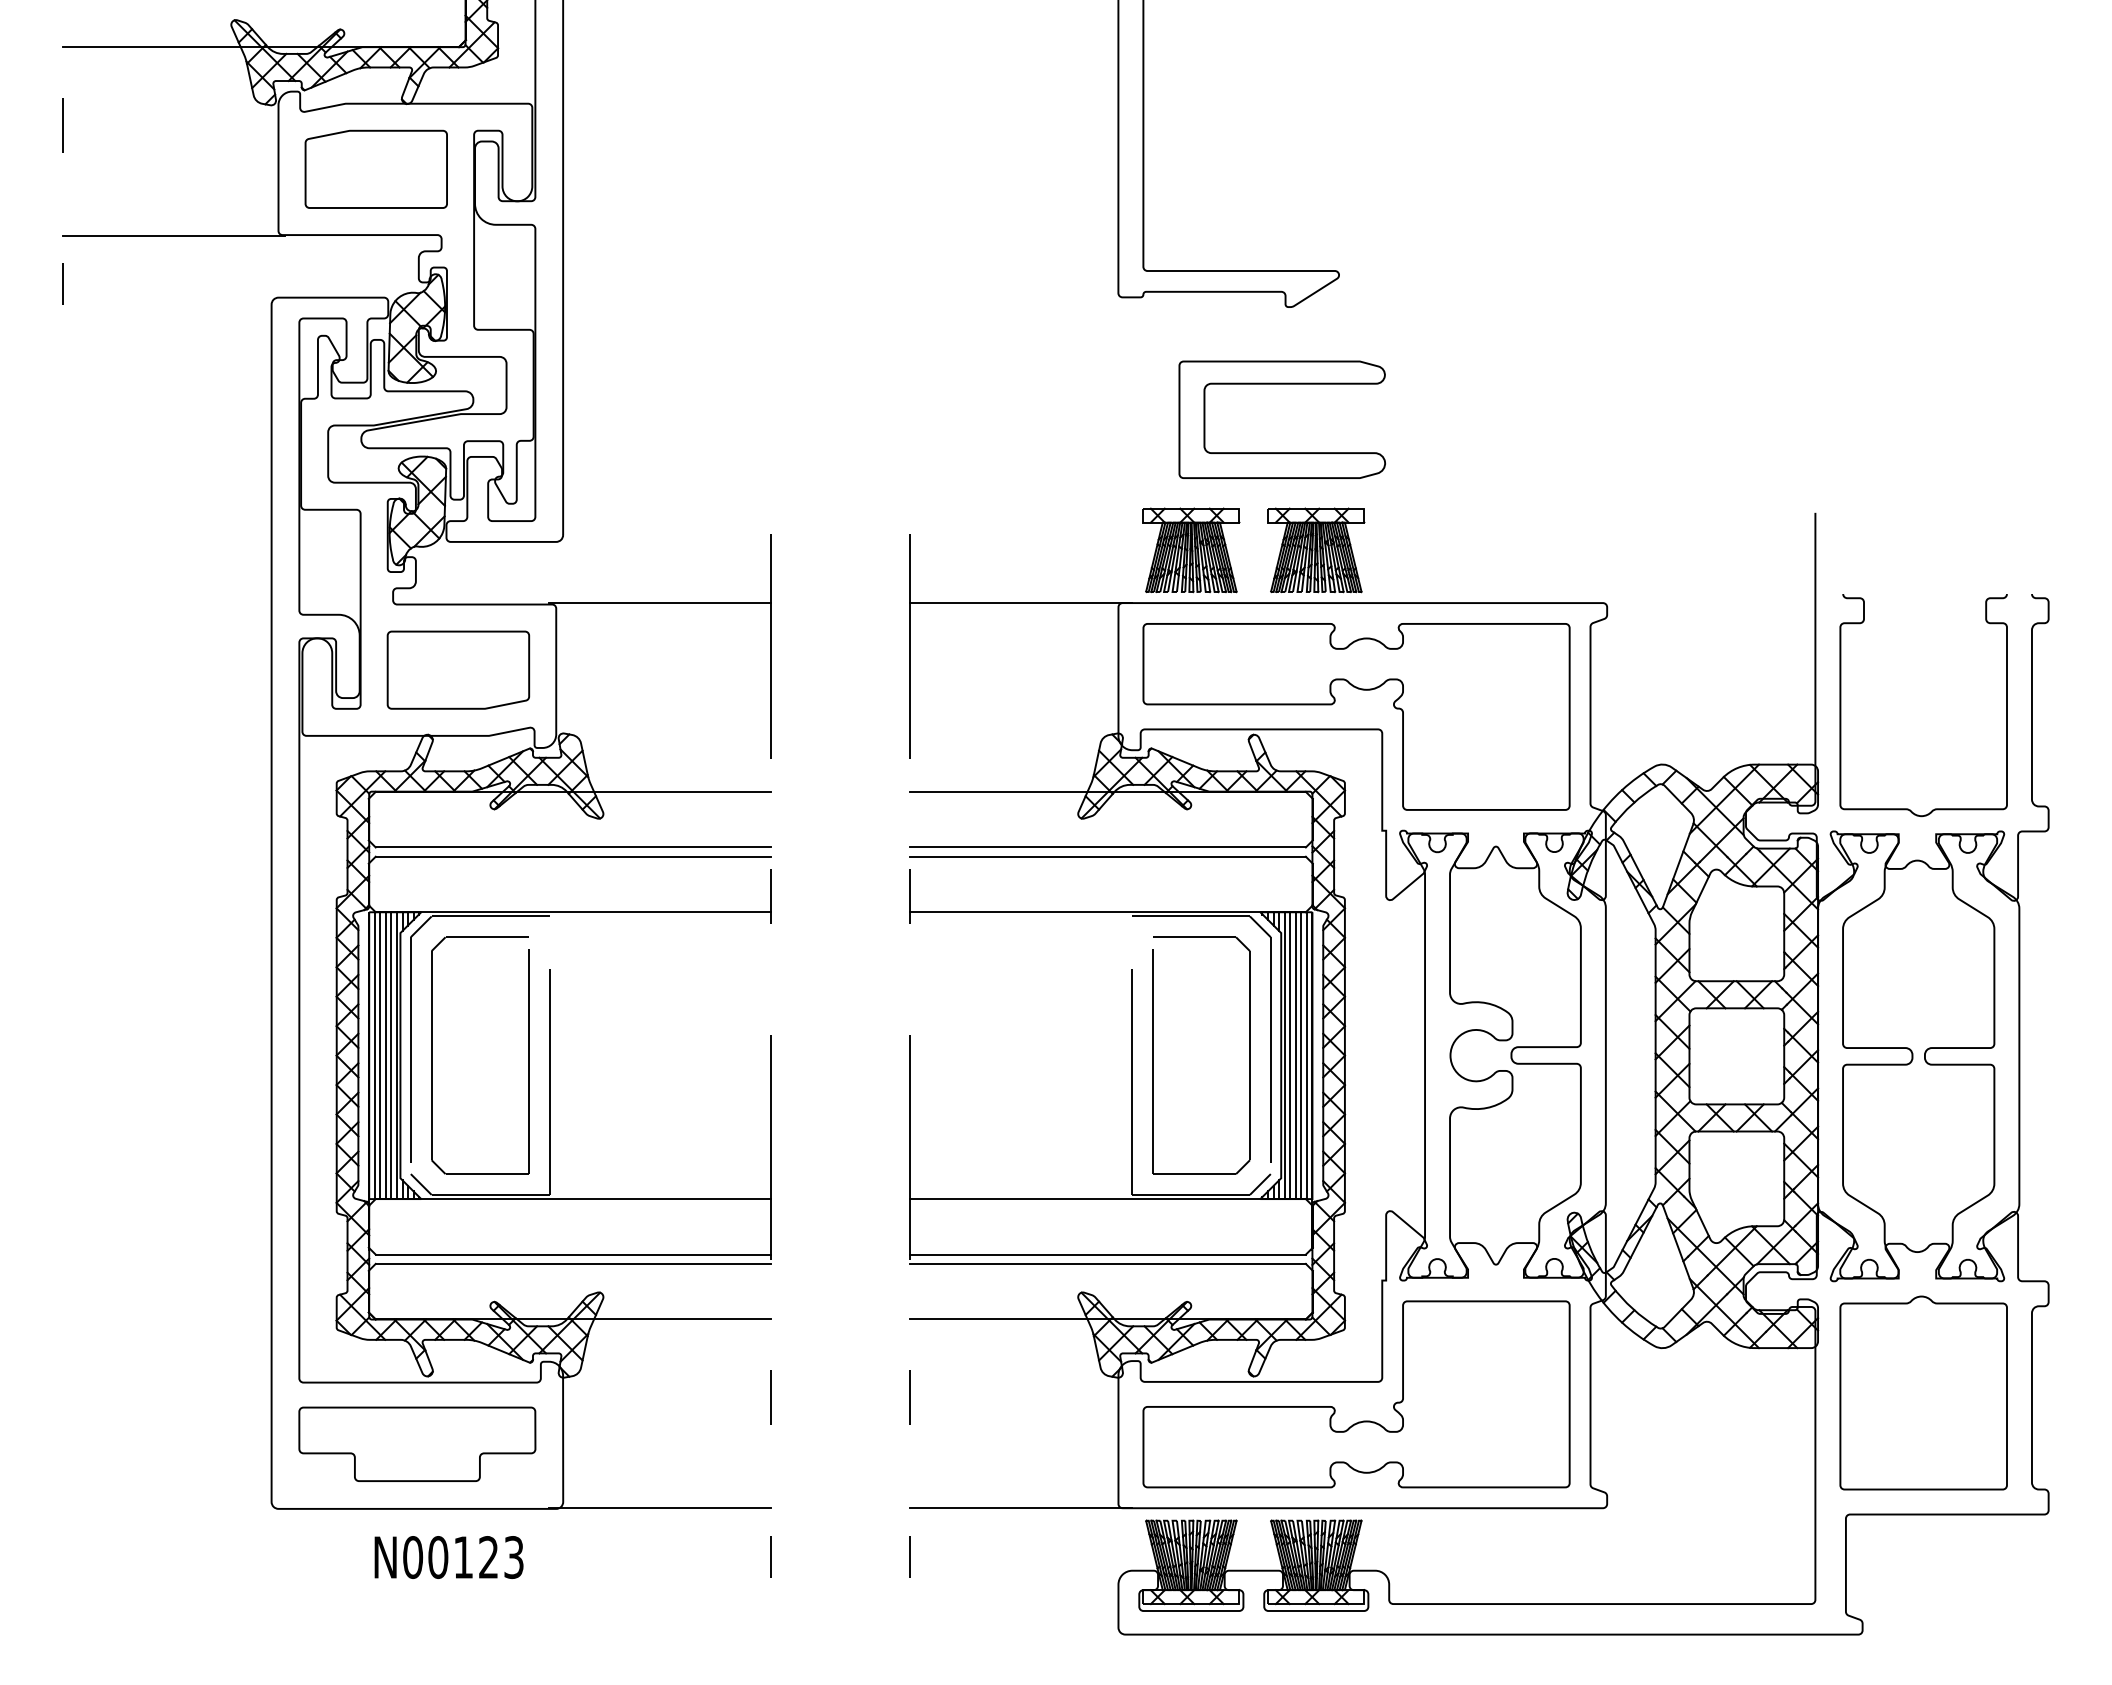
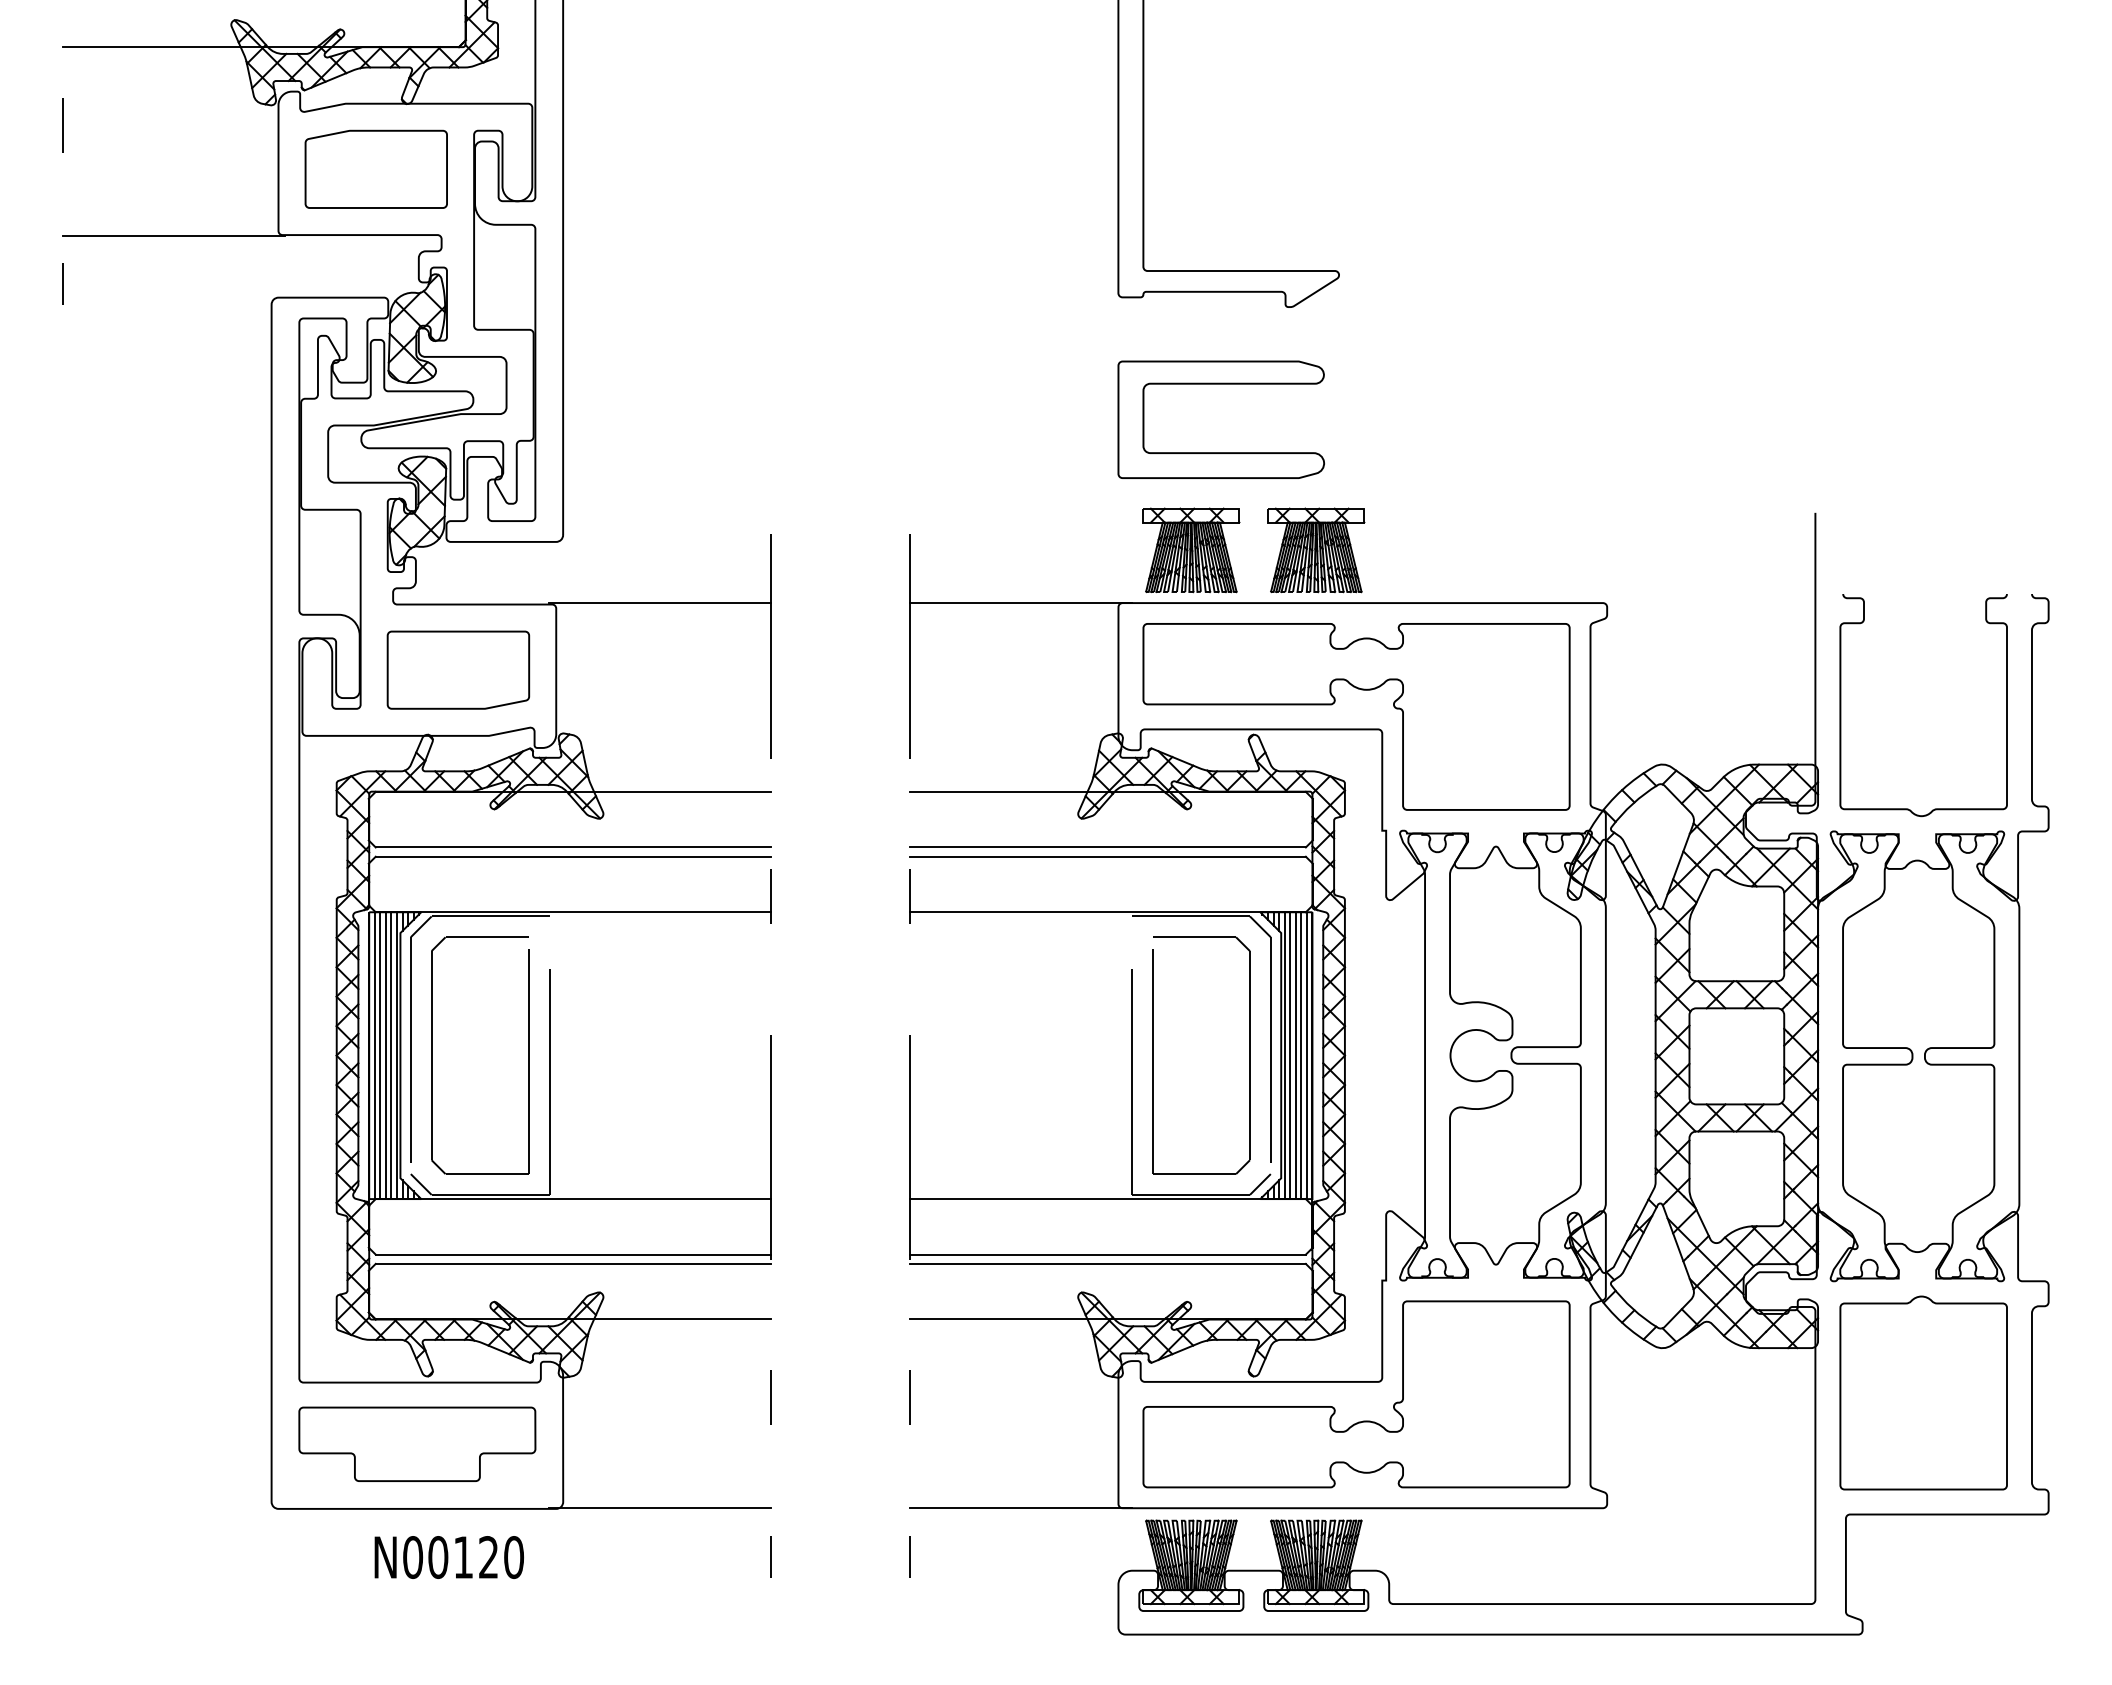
part position: (1281, 452) -> (1220, 452) (1220, 452)
text: N00123 -> N00120 (514, 1557)
